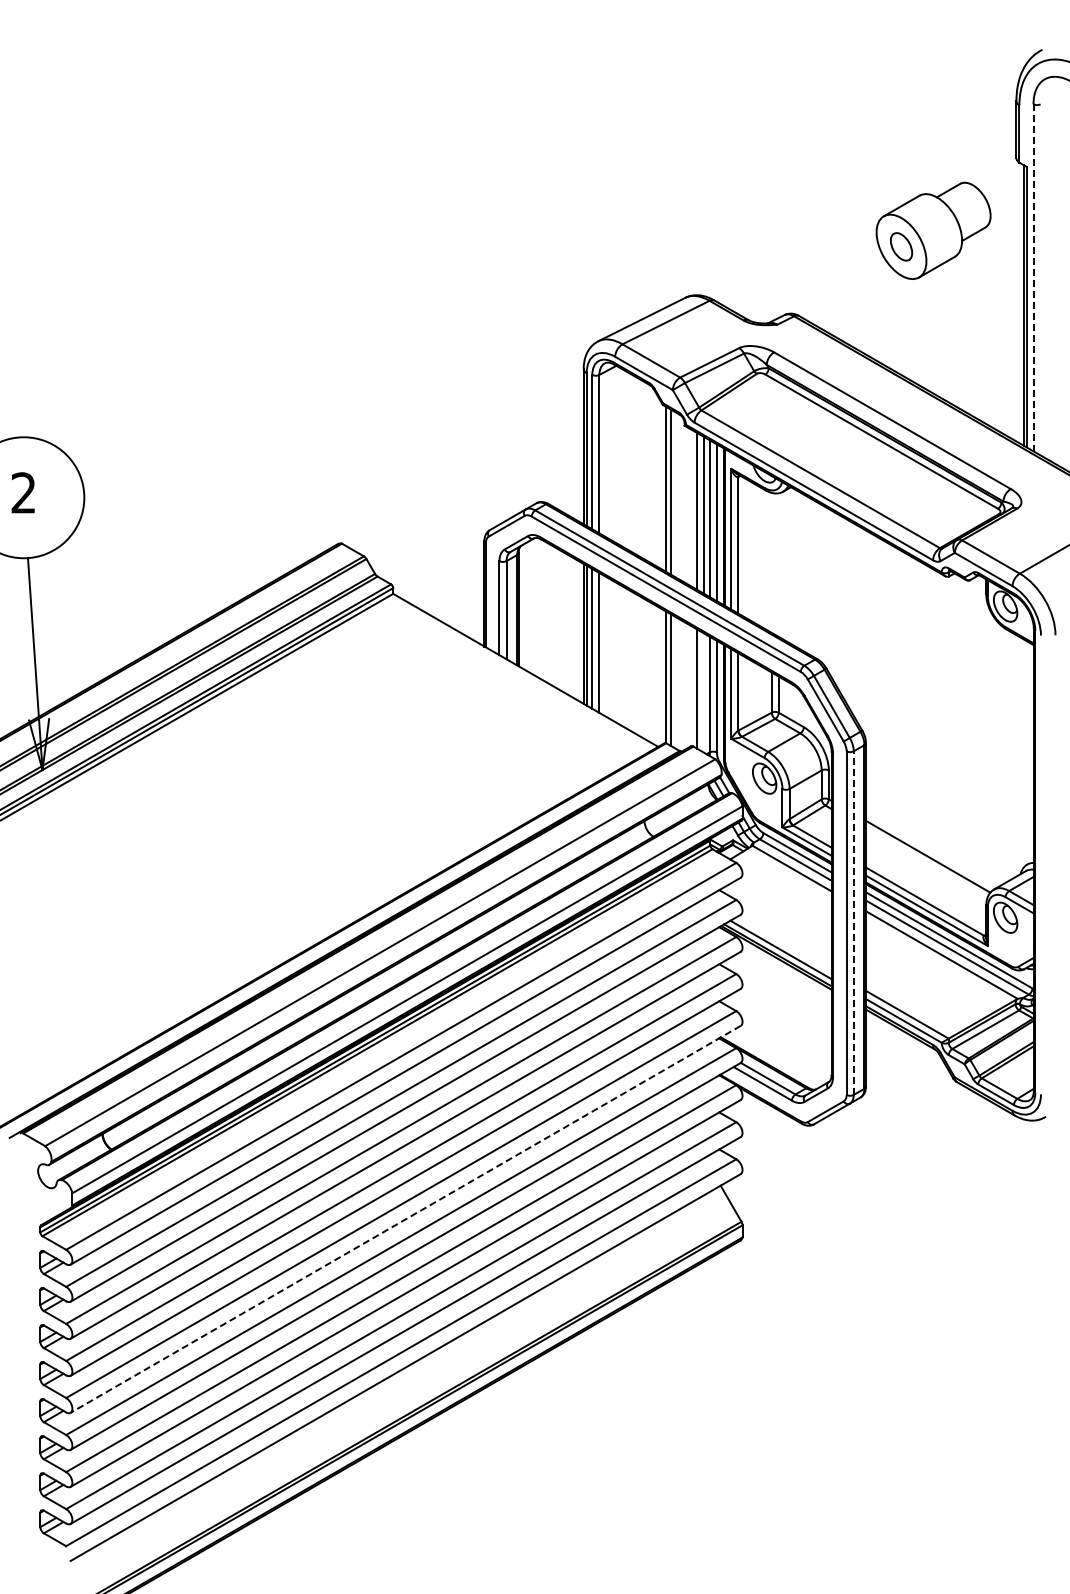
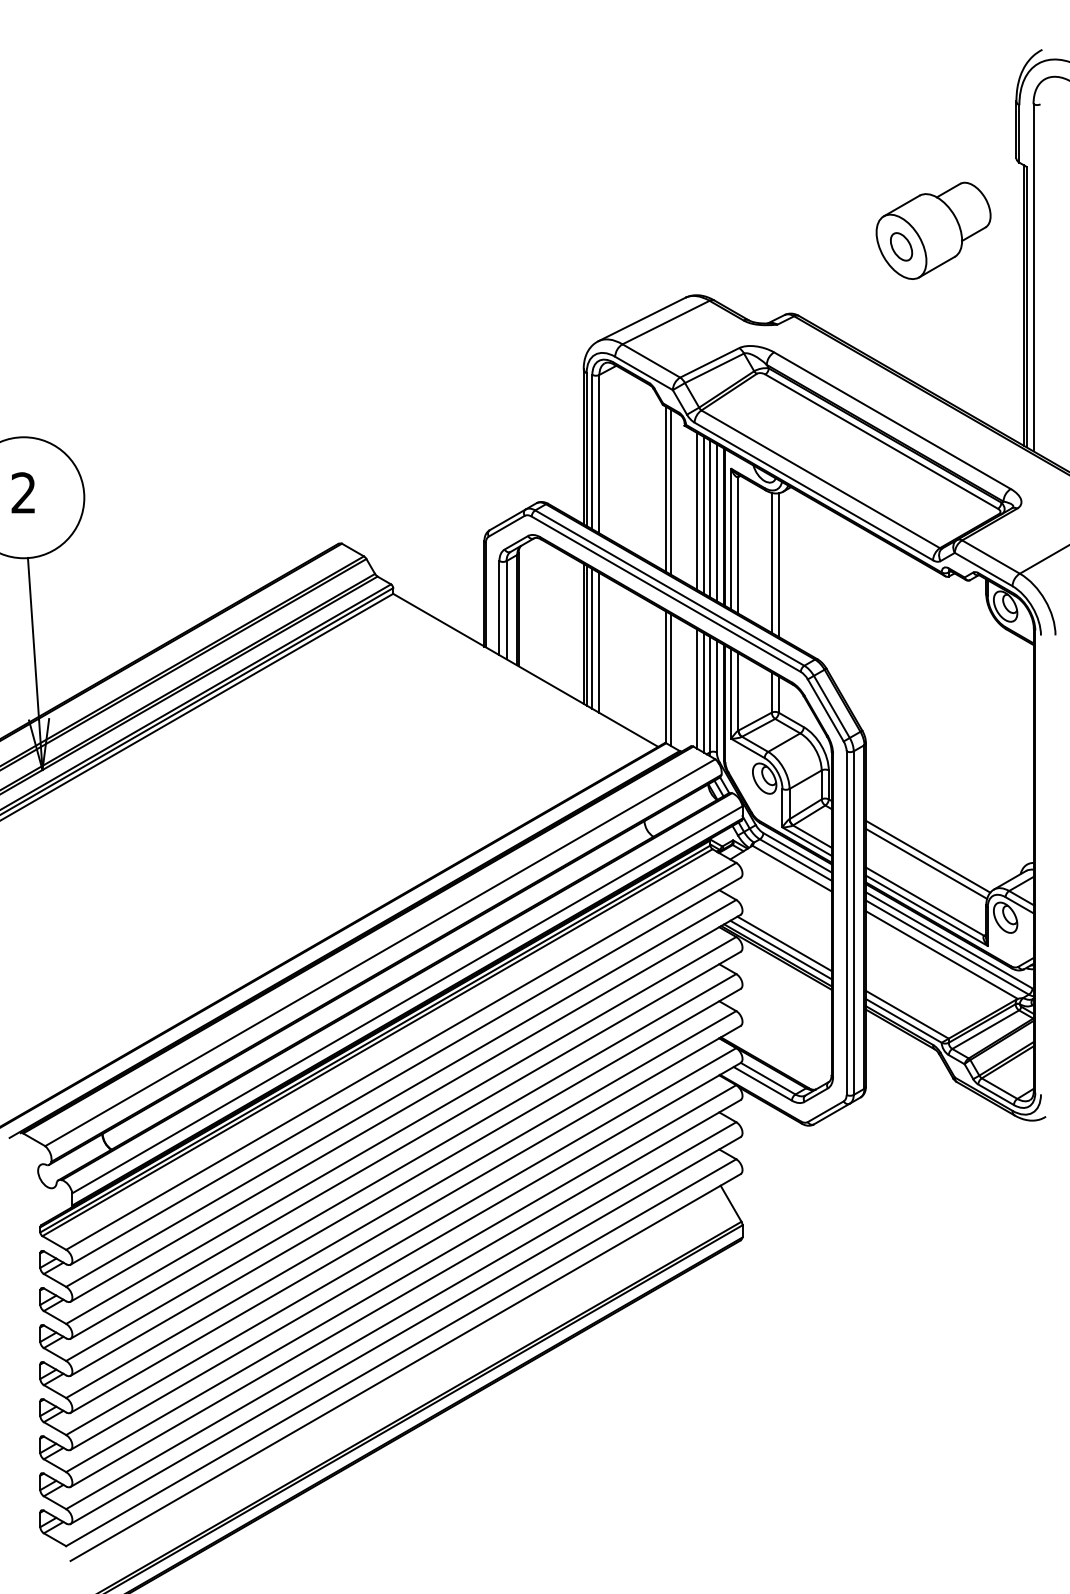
line: dashed -> solid (1033, 277)
line: none -> present (771, 562)
line: none -> present (778, 564)
line: none -> present (704, 692)
line: none -> present (926, 863)
line: dashed -> solid (853, 923)
line: none -> present (784, 943)
line: dashed -> solid (405, 1219)
